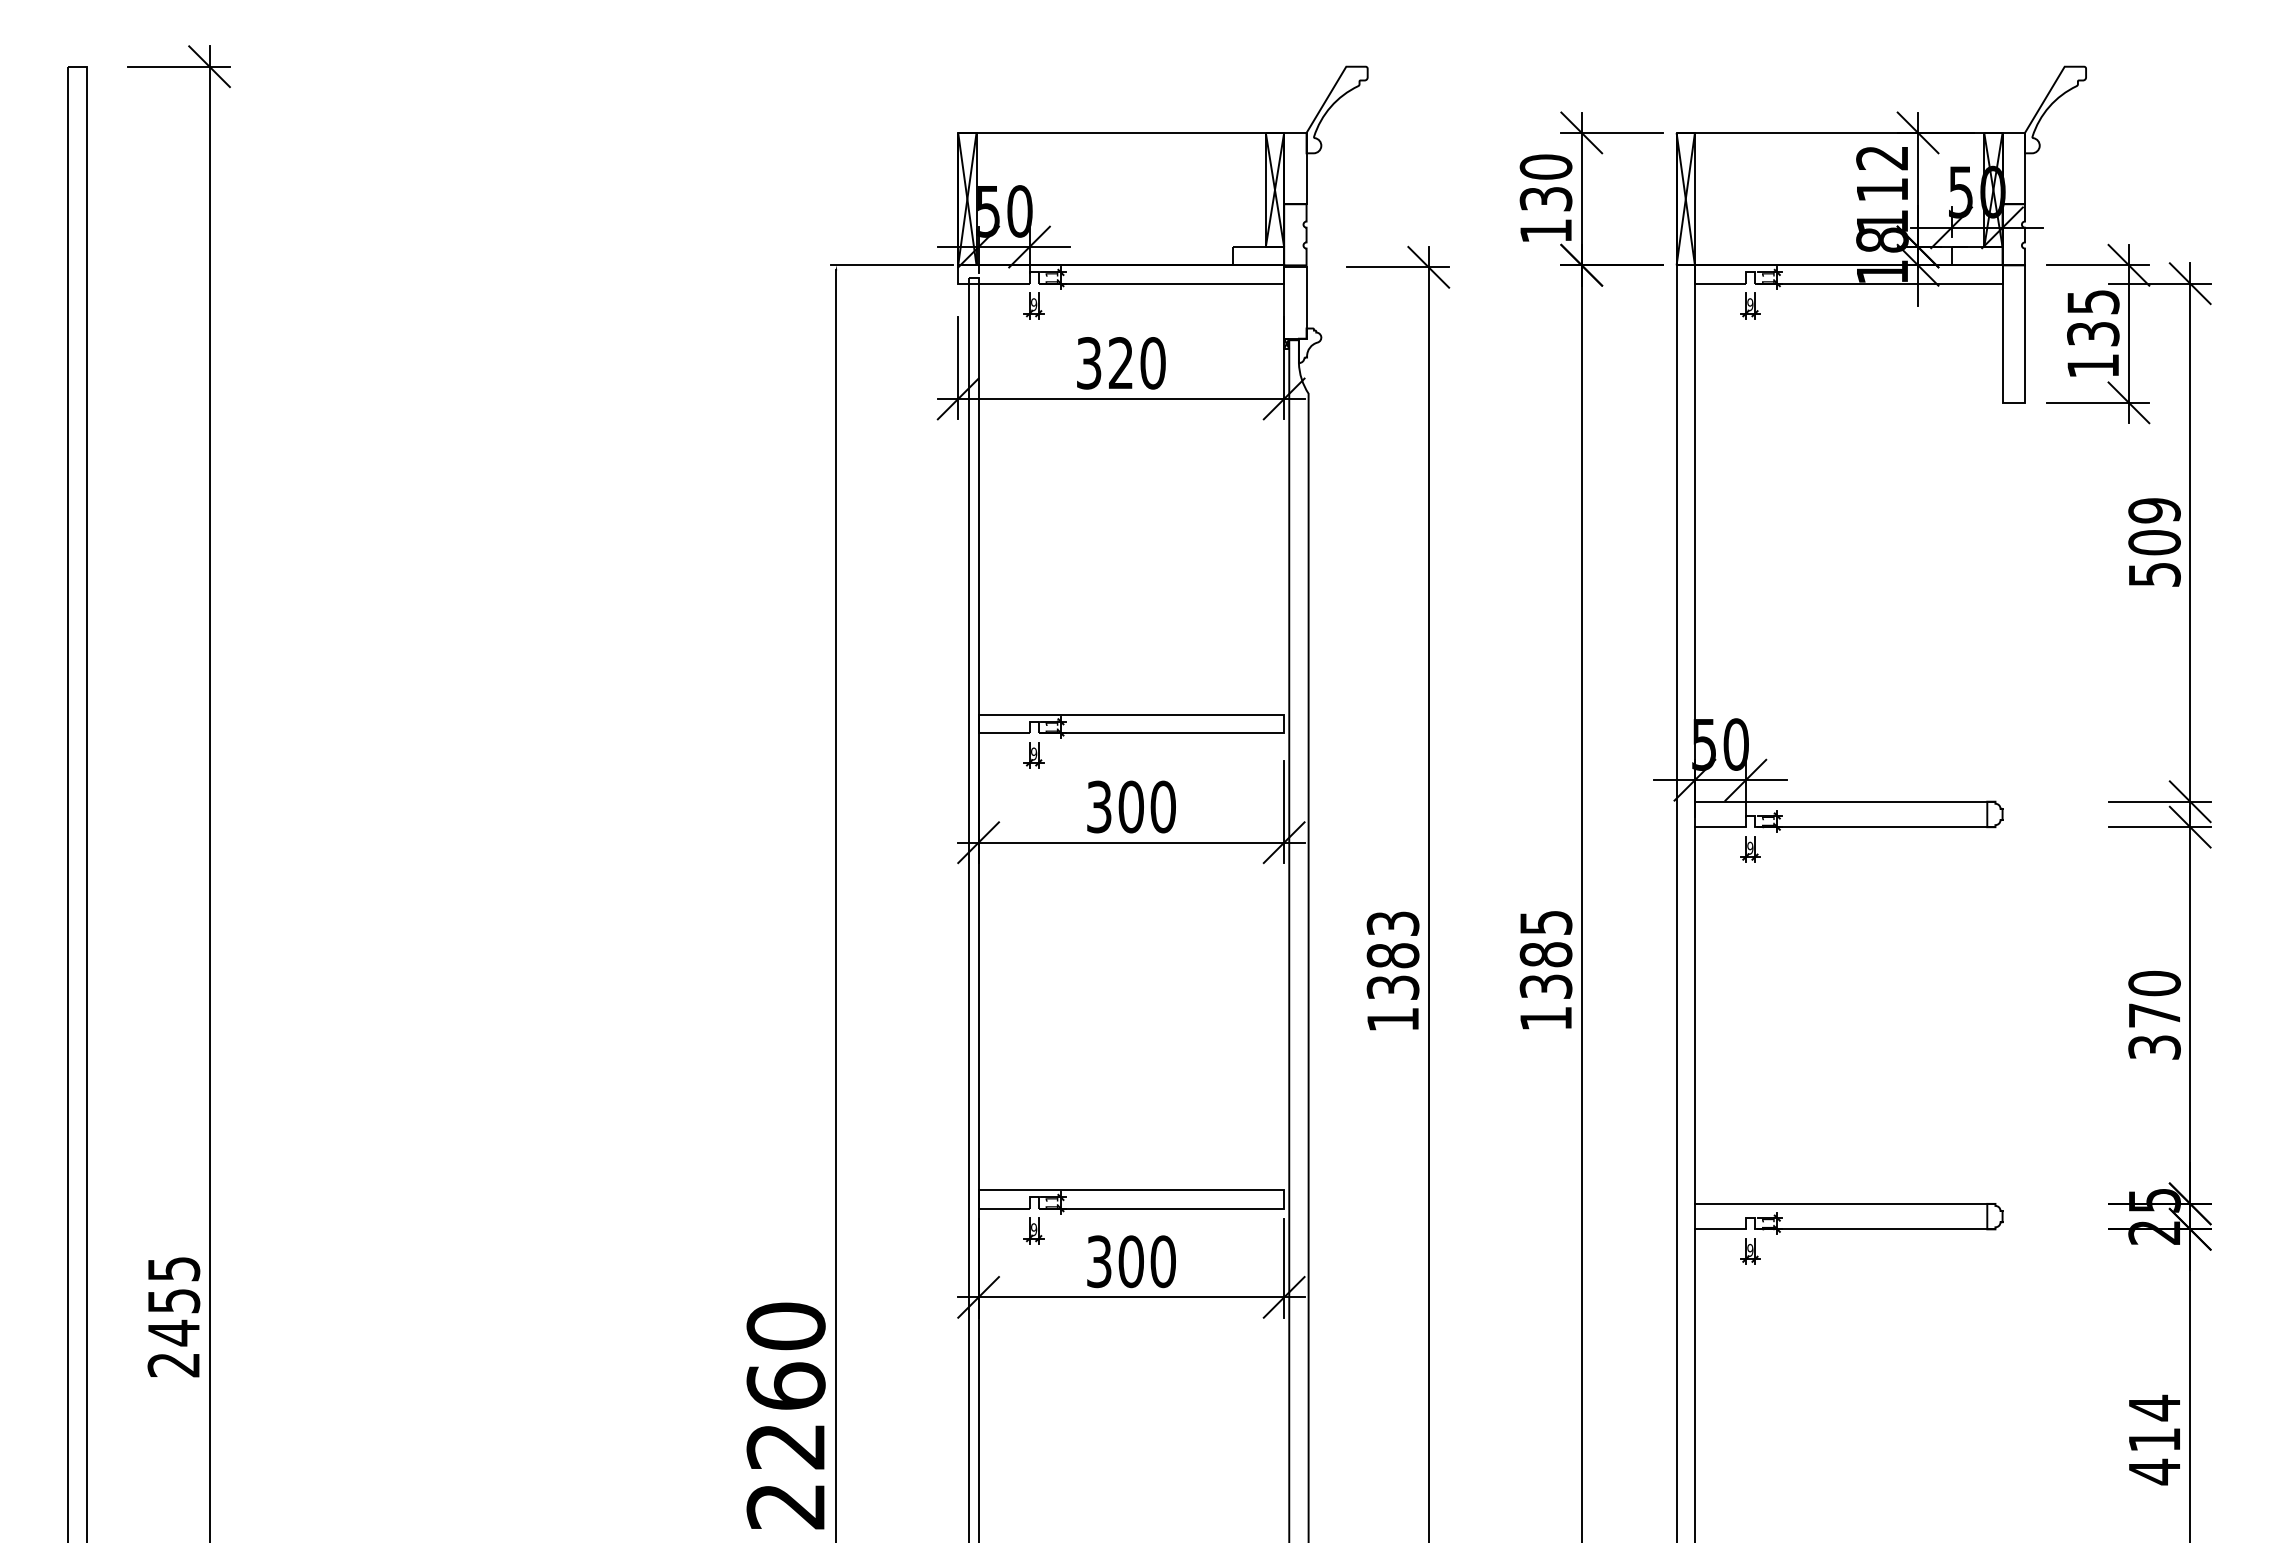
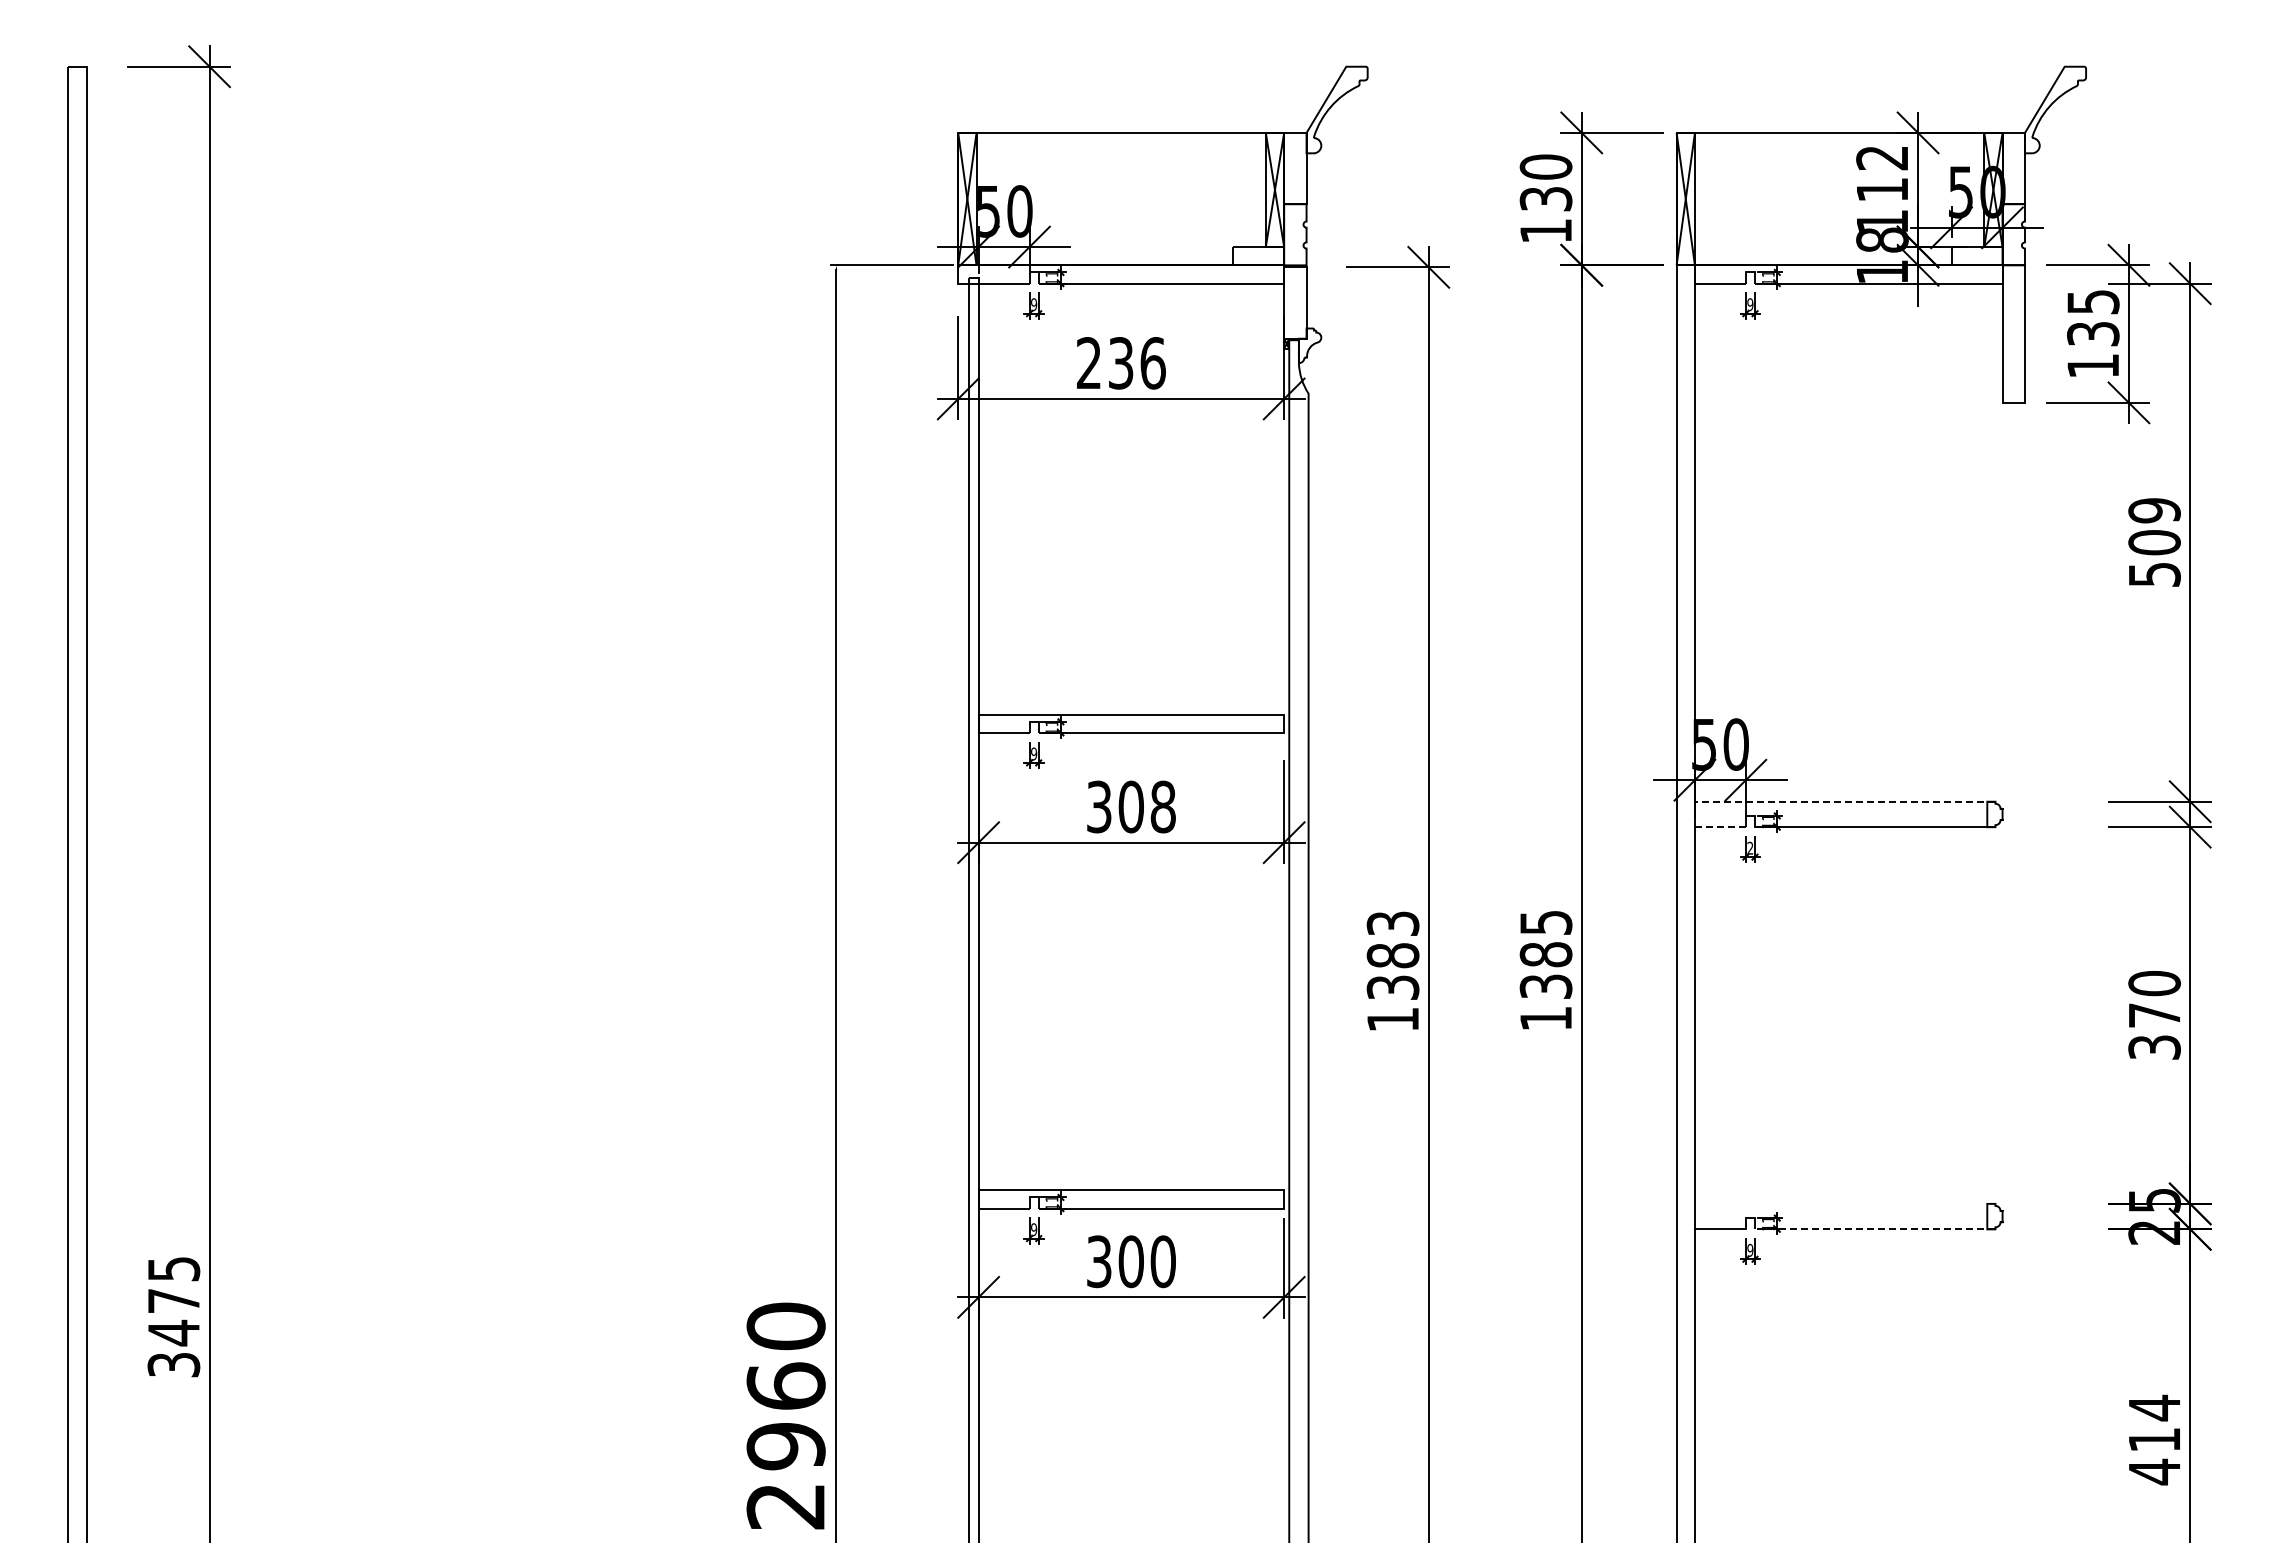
text: 320 -> 236 (1121, 363)
line: solid -> dashed (1844, 801)
text: 300 -> 308 (1162, 806)
line: solid -> dashed (1719, 827)
text: 9 -> 2 (1750, 847)
line: present -> none (1844, 1203)
line: solid -> dashed (1874, 1229)
text: 2455 -> 3475 (173, 1333)
text: 2260 -> 2960 (785, 1446)
